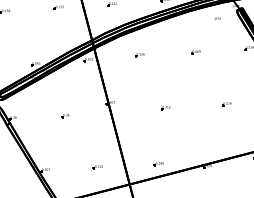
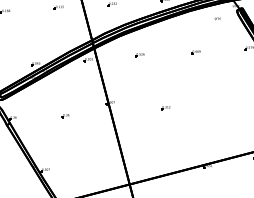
part: present -> none (226, 104)
part: present -> none (158, 164)
part: present -> none (97, 167)
